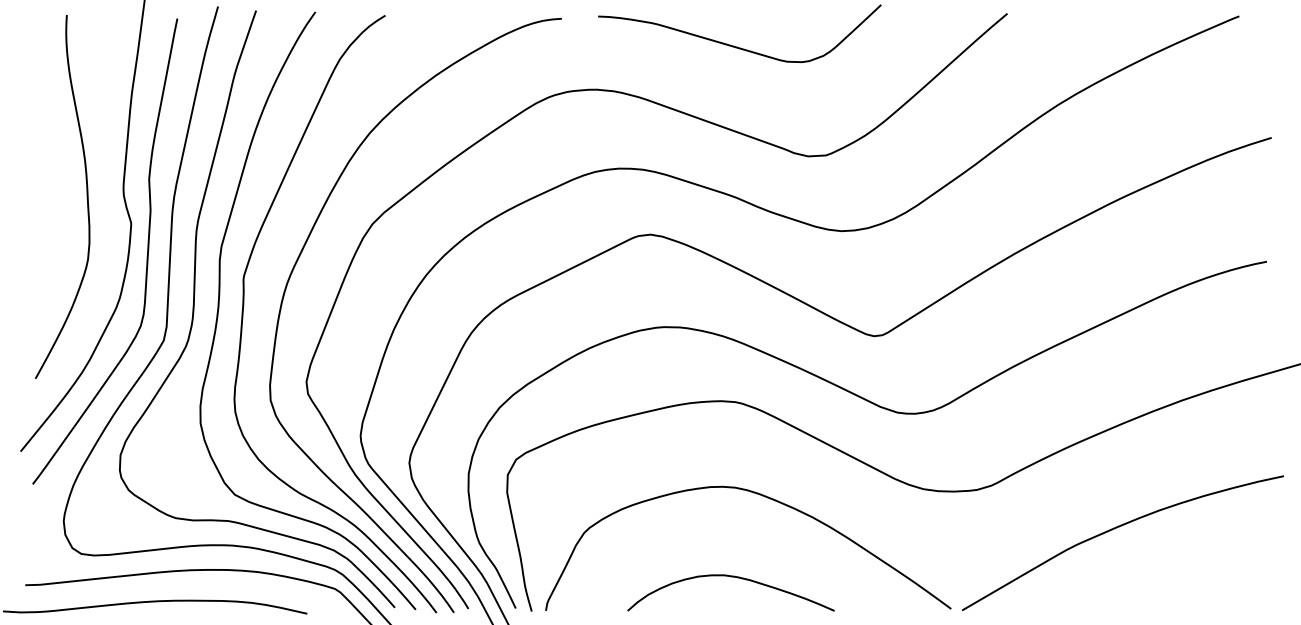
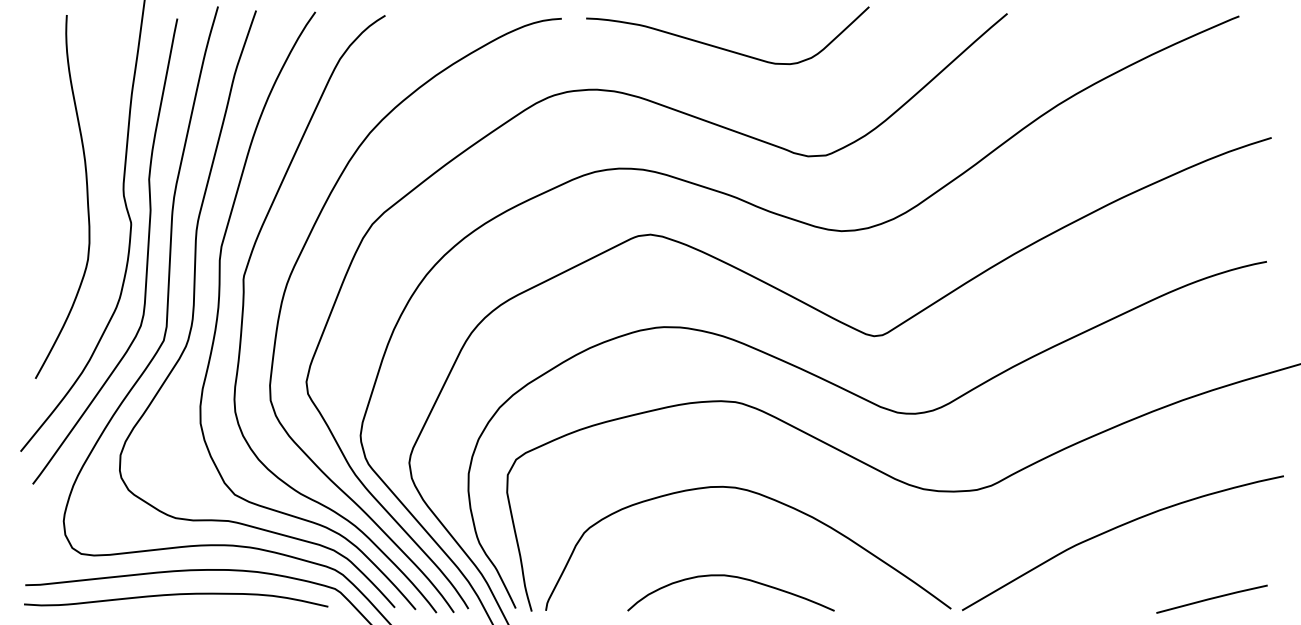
curve position: (734, 45) -> (722, 47) (722, 47)
line: none -> present (1211, 598)
curve position: (155, 602) -> (176, 595) (176, 595)
